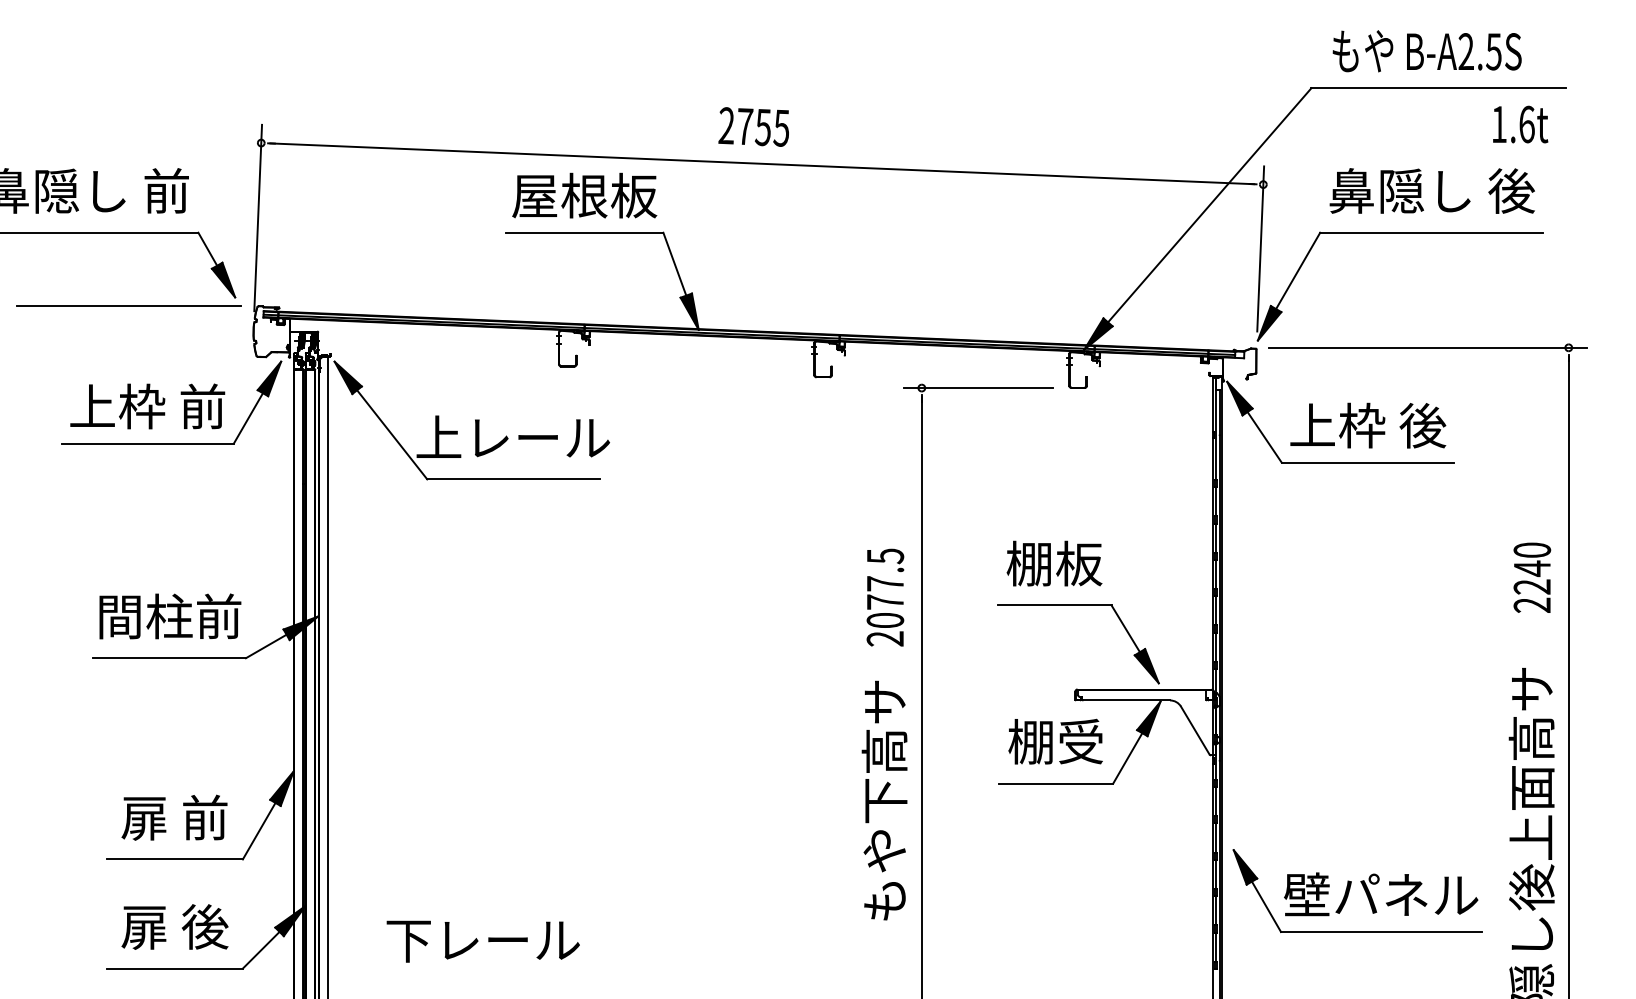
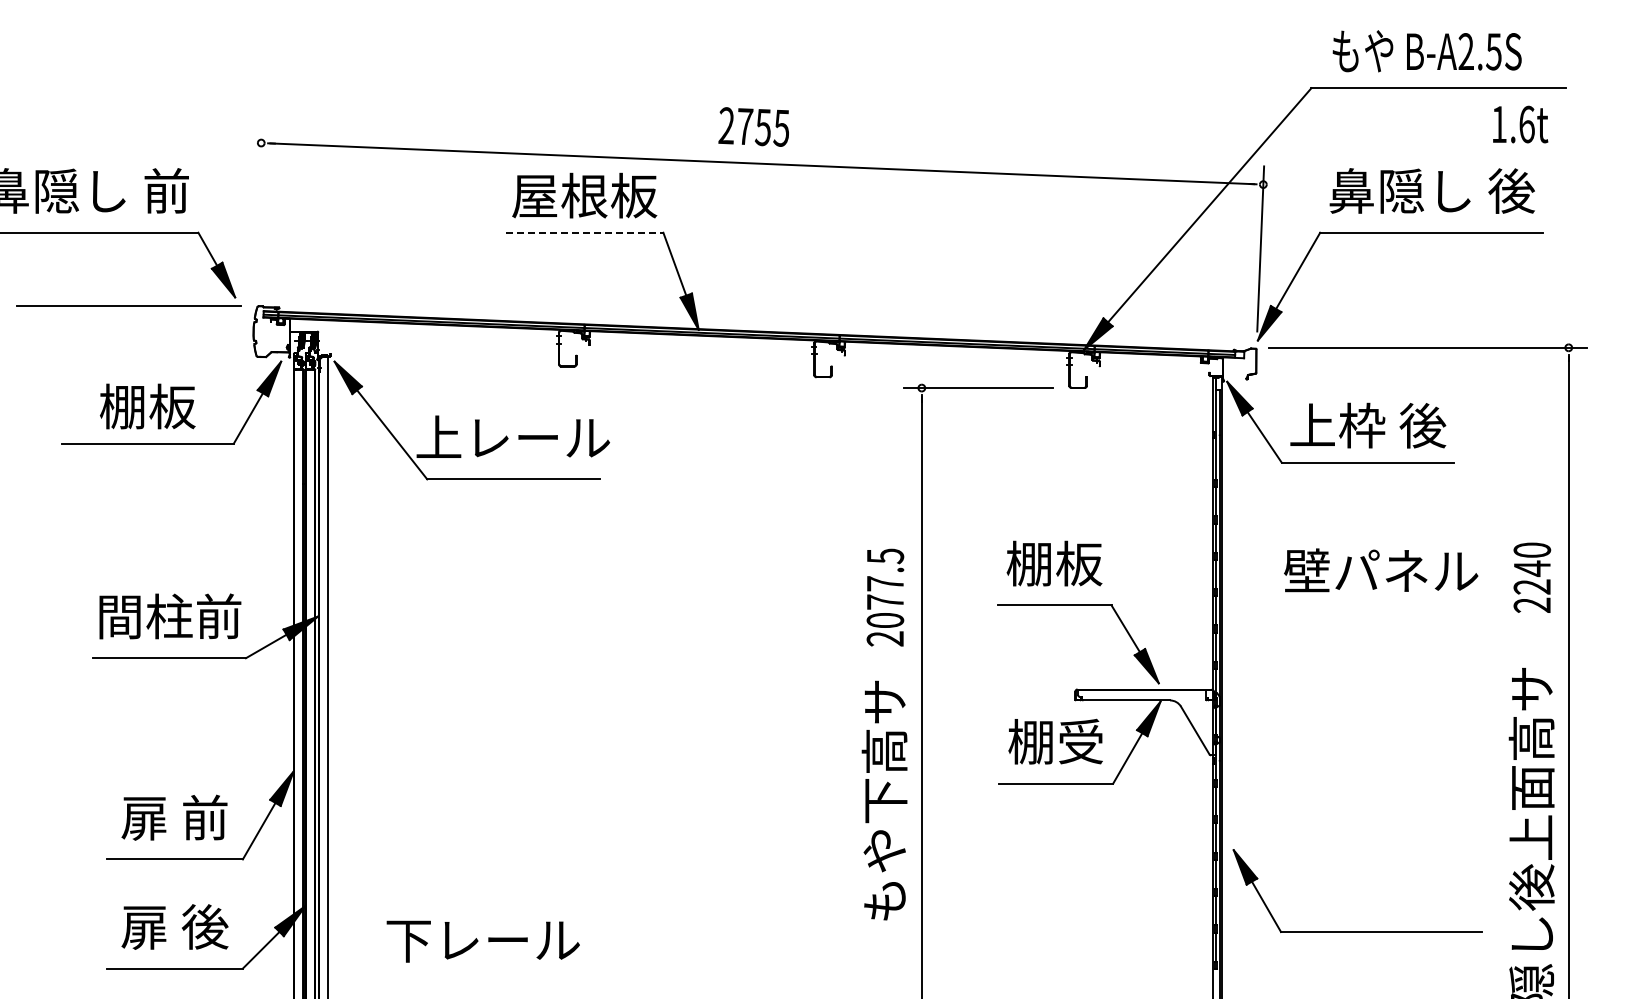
line: present -> none (258, 217)
line: solid -> dashed (584, 232)
text: 上枠 前 -> 棚板 (147, 406)
text position: (1381, 894) -> (1381, 570) (1381, 570)
